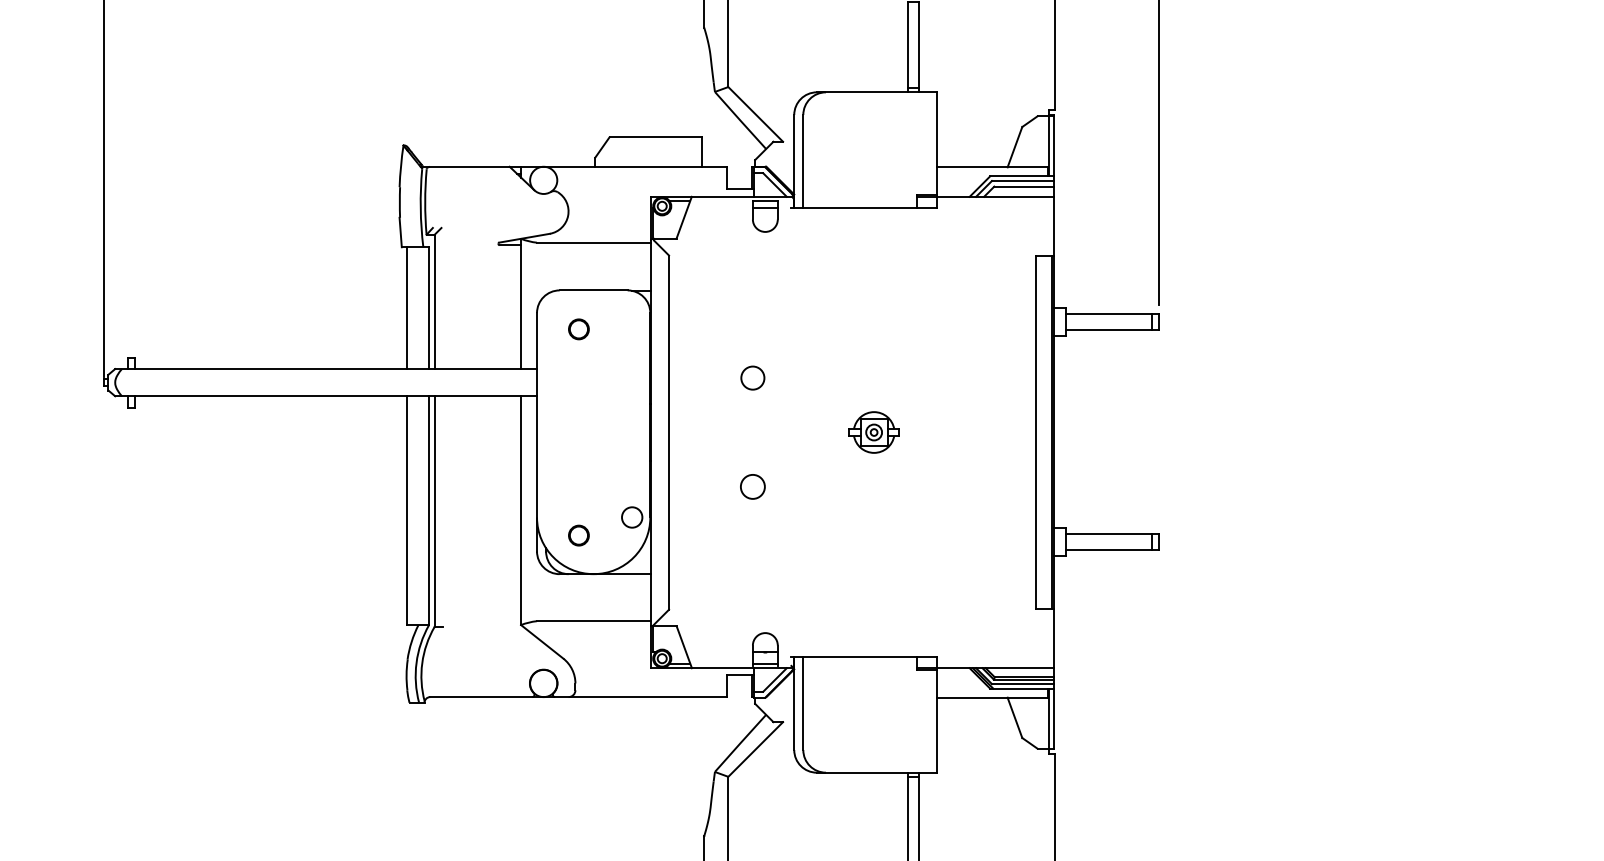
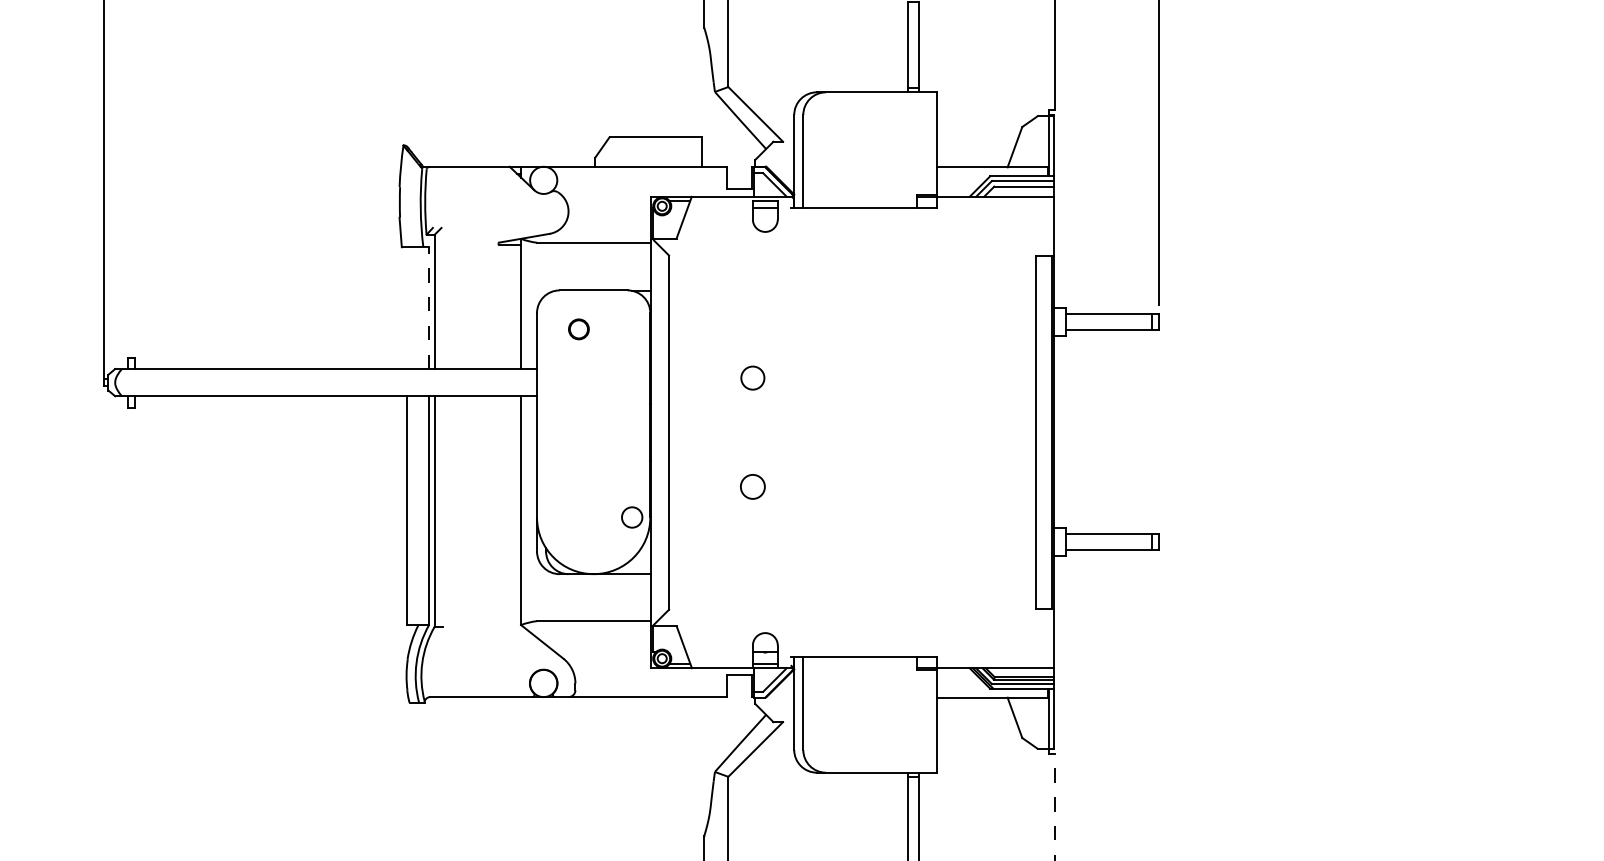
line: present -> none (407, 308)
line: solid -> dashed (429, 308)
part: present -> none (873, 432)
part: present -> none (578, 535)
line: solid -> dashed (1055, 806)
